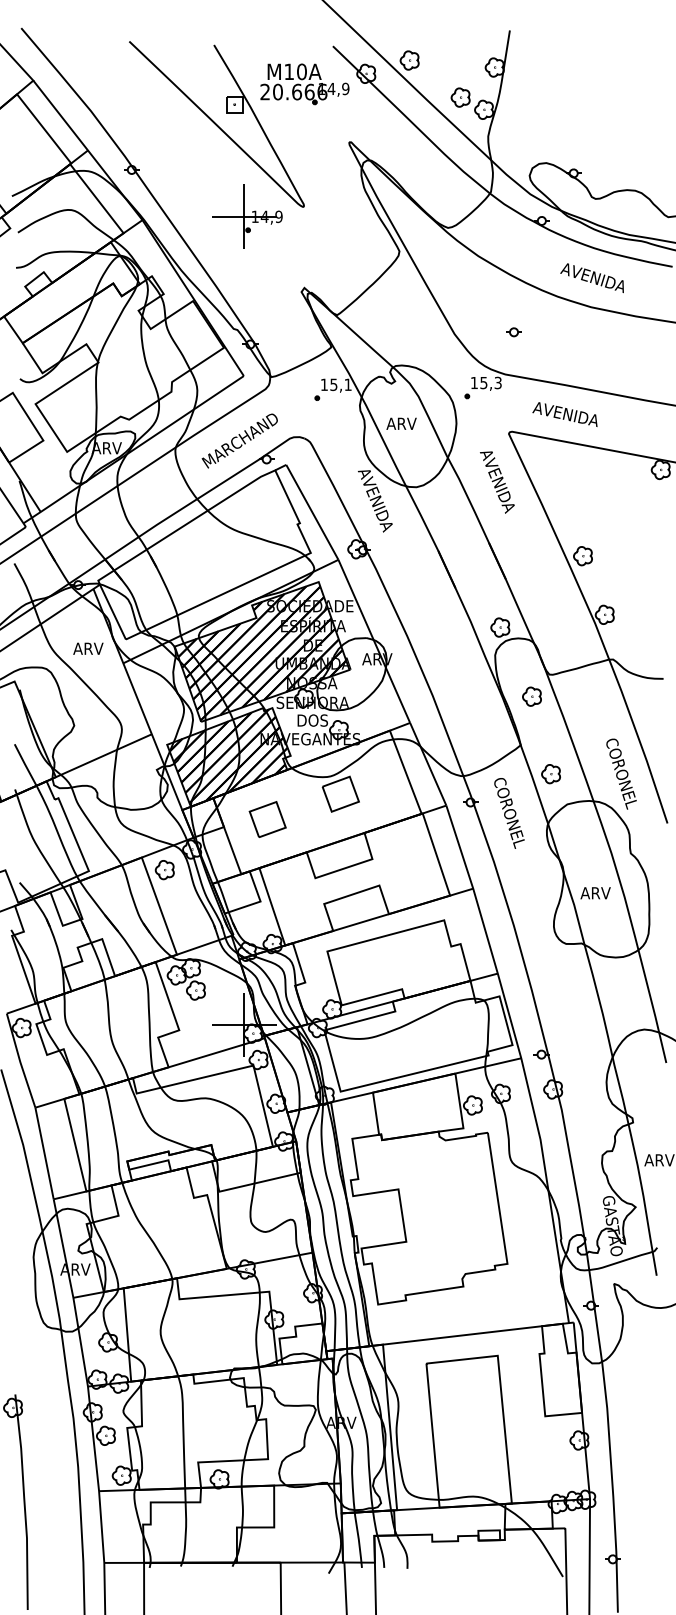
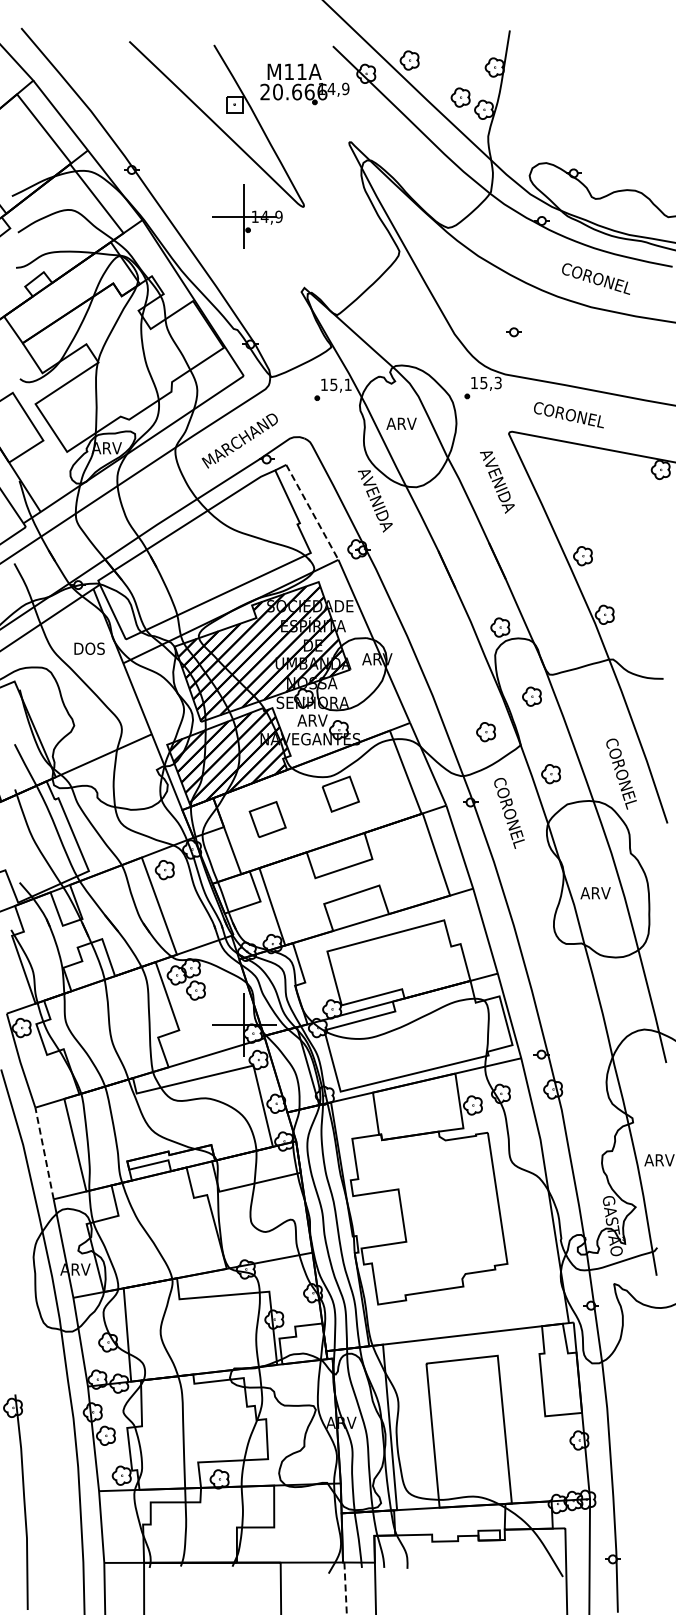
text: M10A -> M11A (301, 71)
text: AVENIDA -> CORONEL (594, 278)
text: AVENIDA -> CORONEL (567, 415)
line: solid -> dashed (312, 512)
text: ARV -> DOS (88, 648)
text: DOS -> ARV (312, 720)
part: none -> present (485, 732)
line: solid -> dashed (44, 1153)
line: solid -> dashed (345, 1588)
